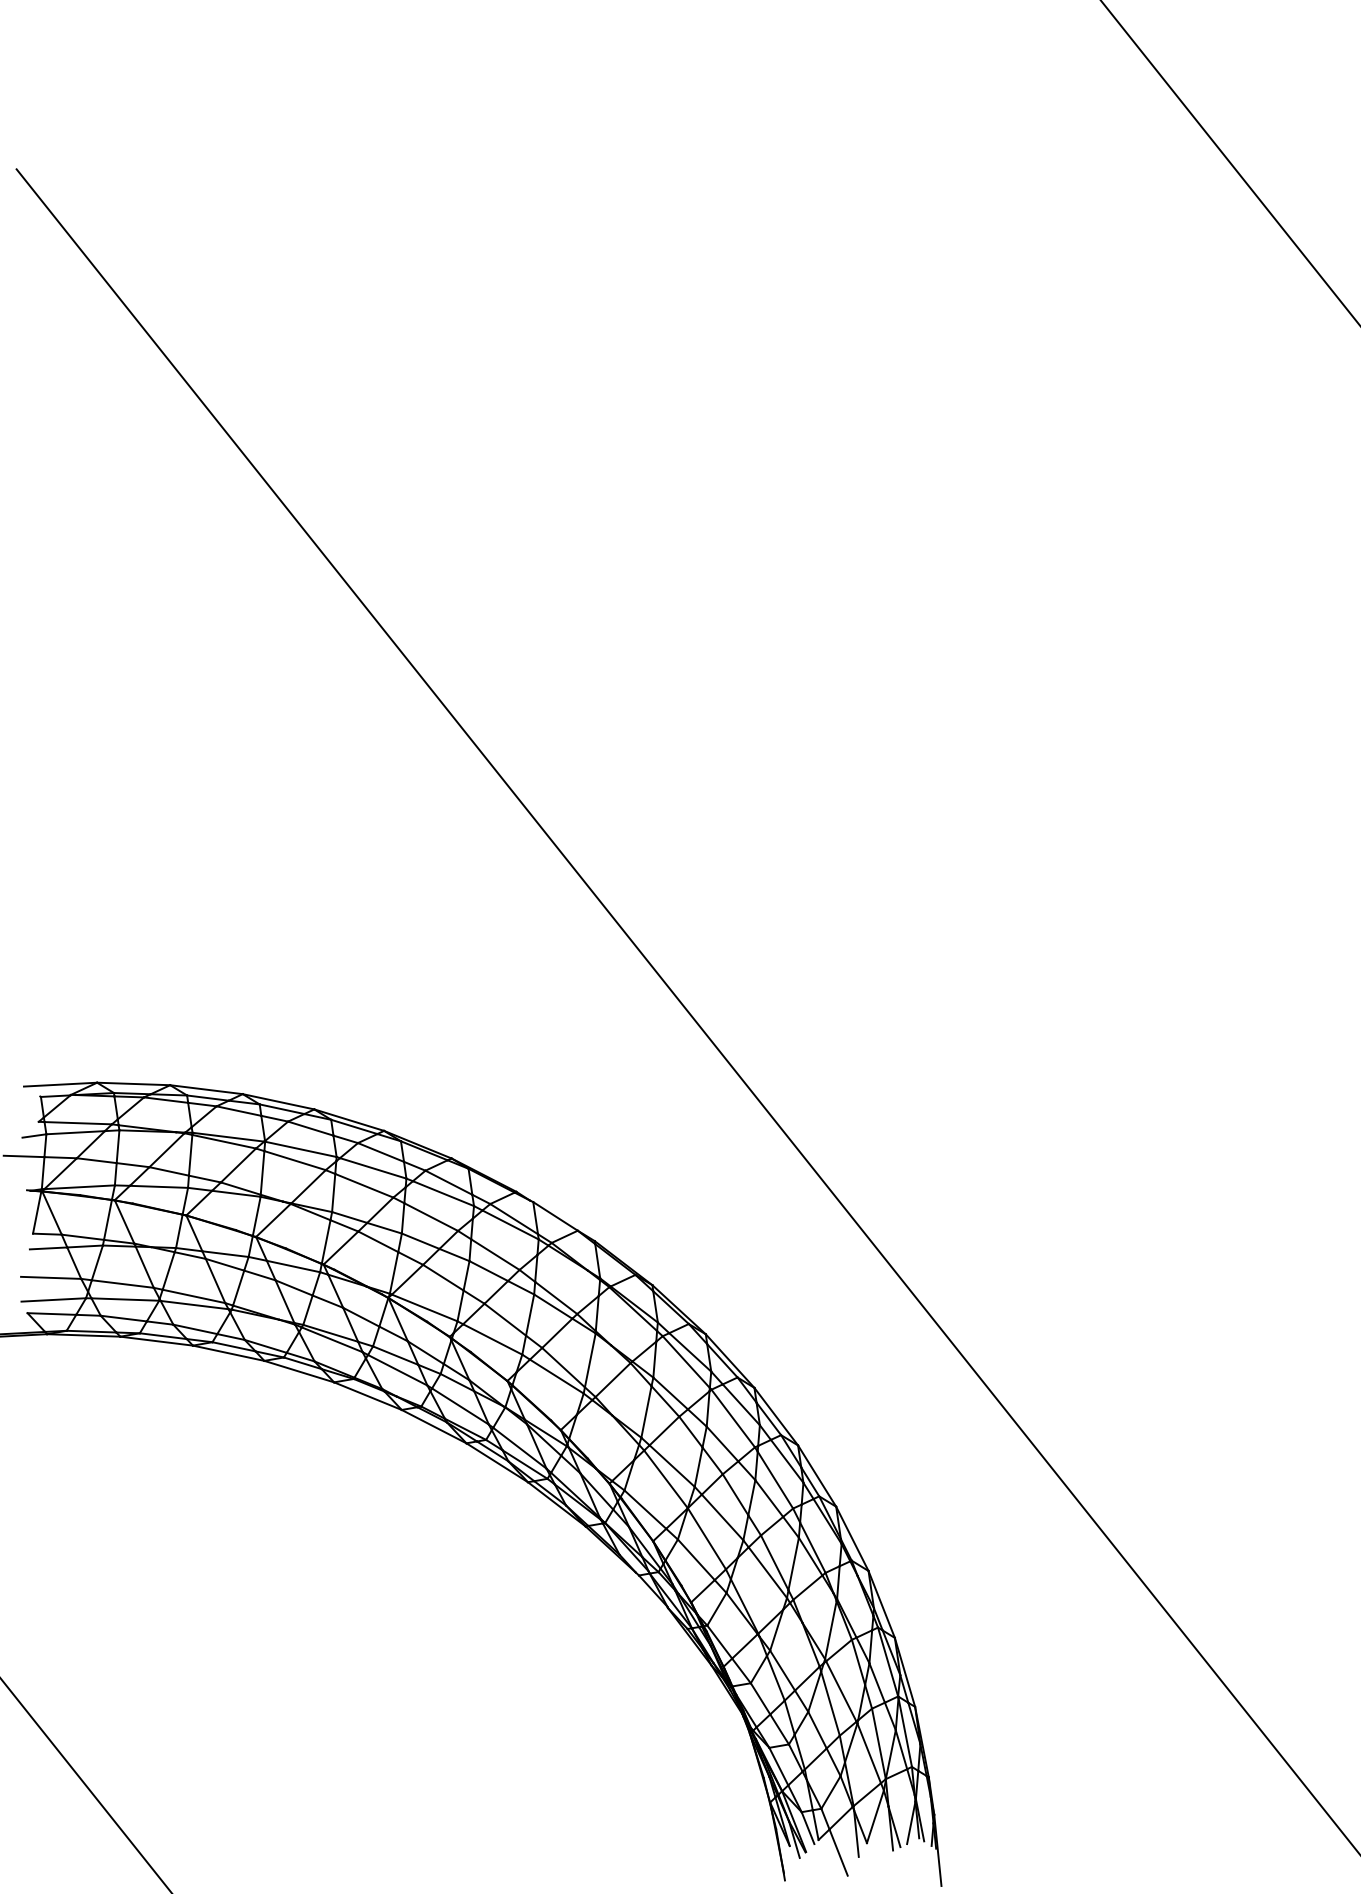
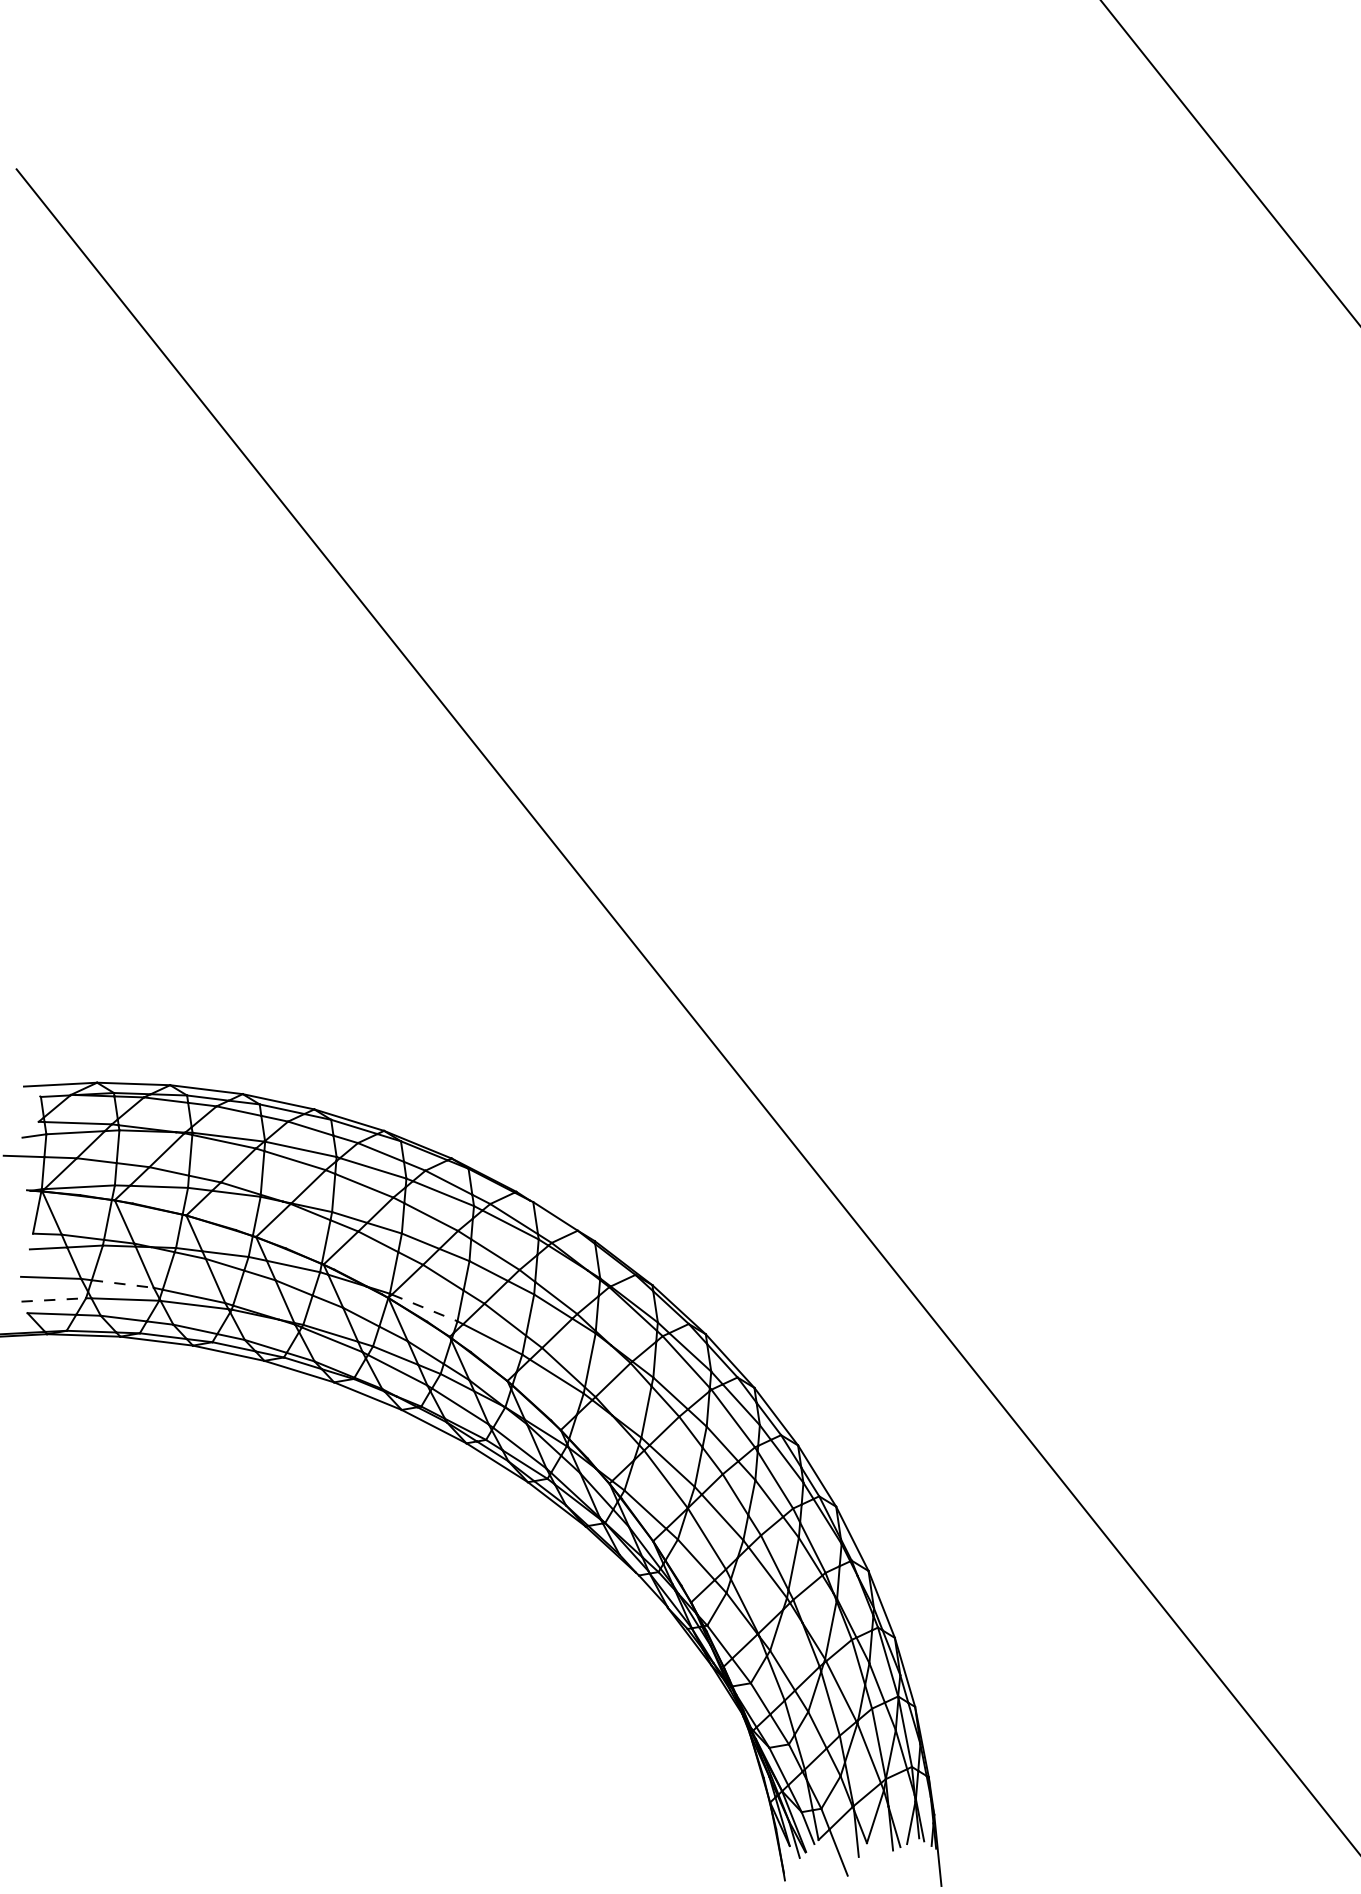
line: solid -> dashed (123, 1284)
line: solid -> dashed (54, 1299)
line: solid -> dashed (425, 1308)
line: present -> none (86, 1785)
